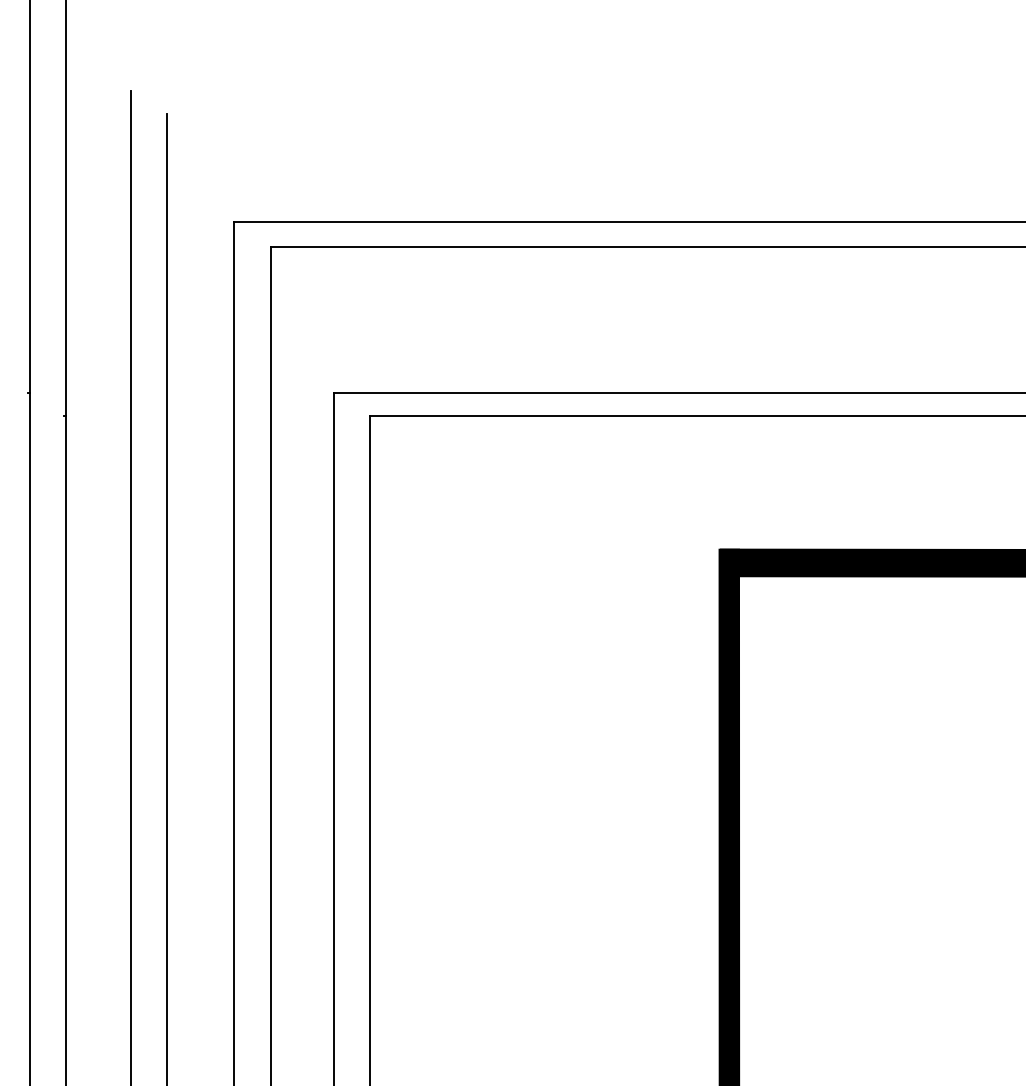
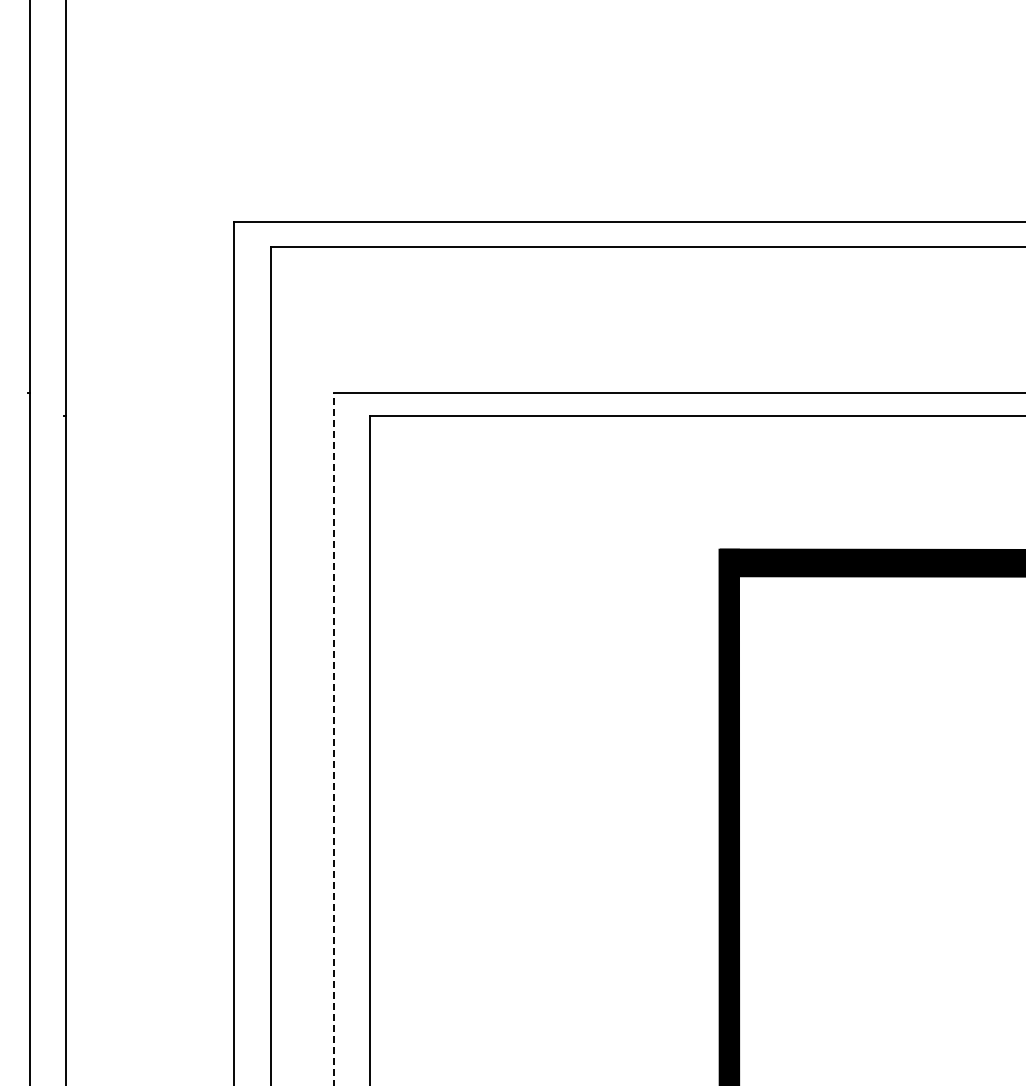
line: present -> none (130, 586)
line: present -> none (166, 598)
line: solid -> dashed (334, 738)
